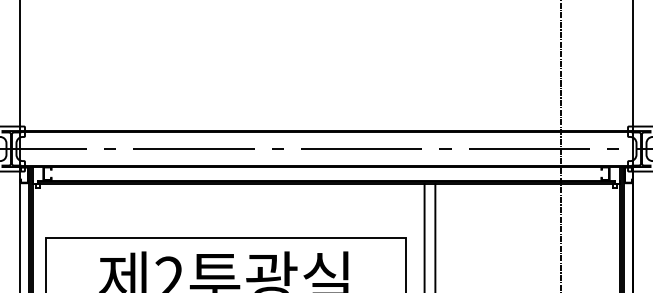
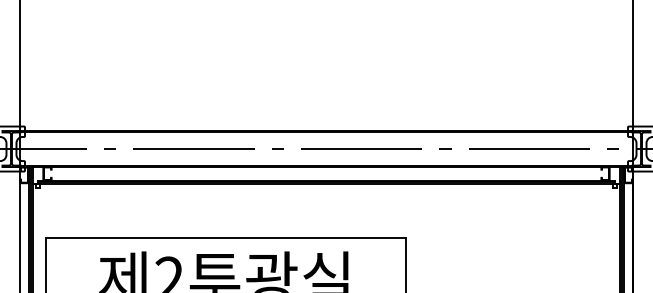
line: present -> none (560, 145)
line: present -> none (424, 236)
line: present -> none (435, 236)
